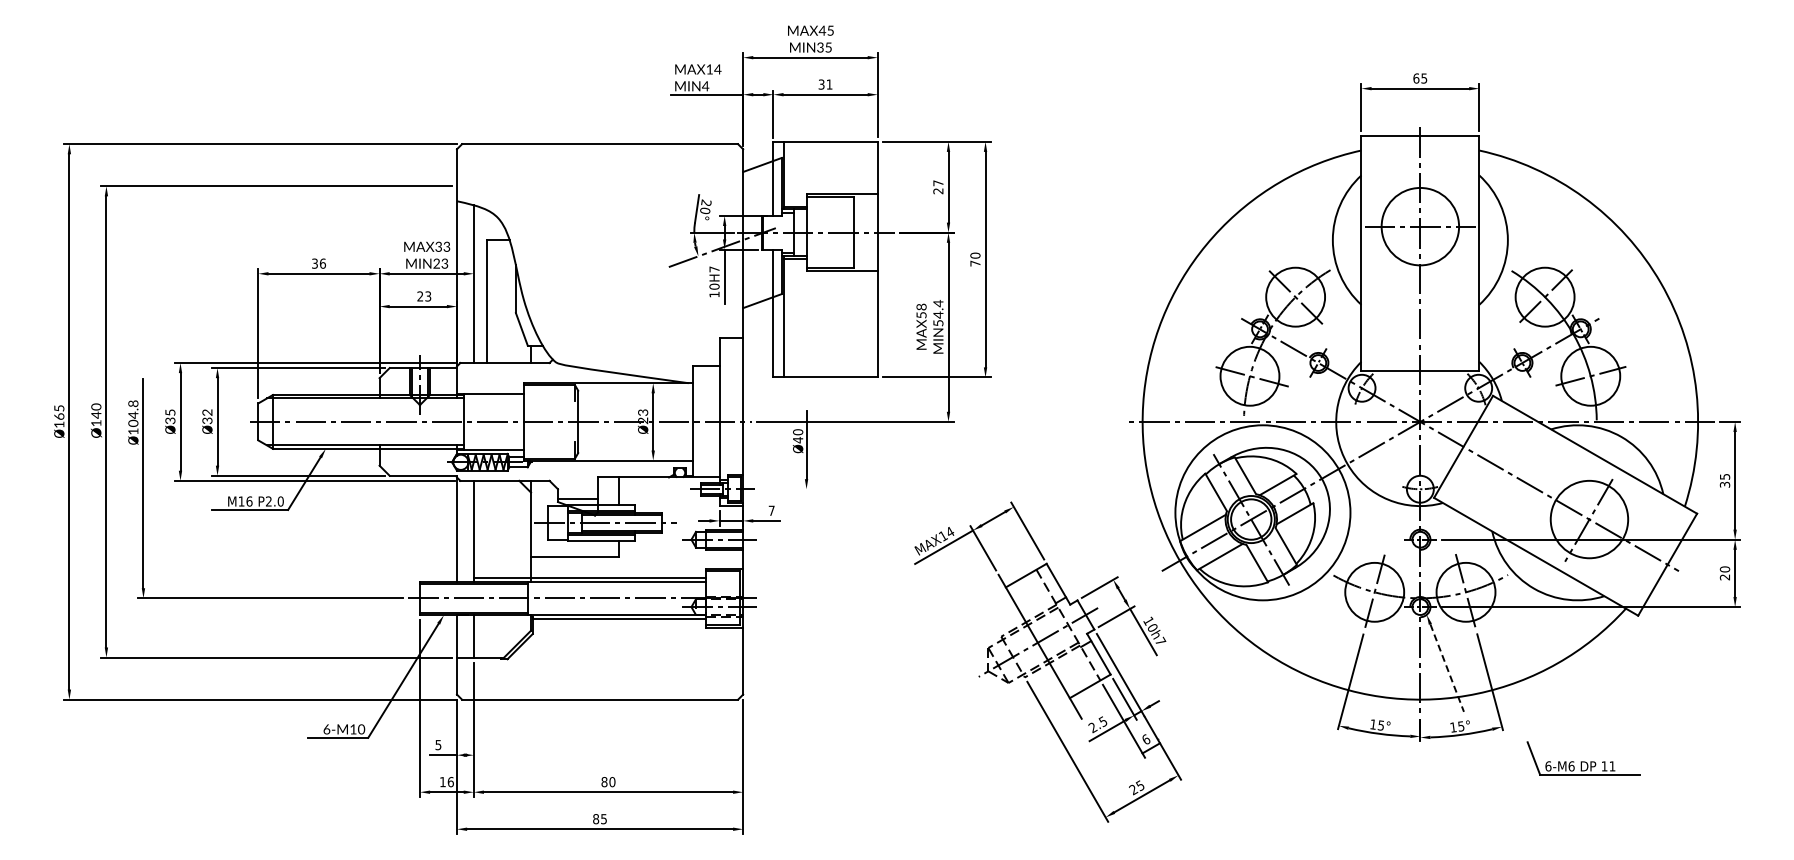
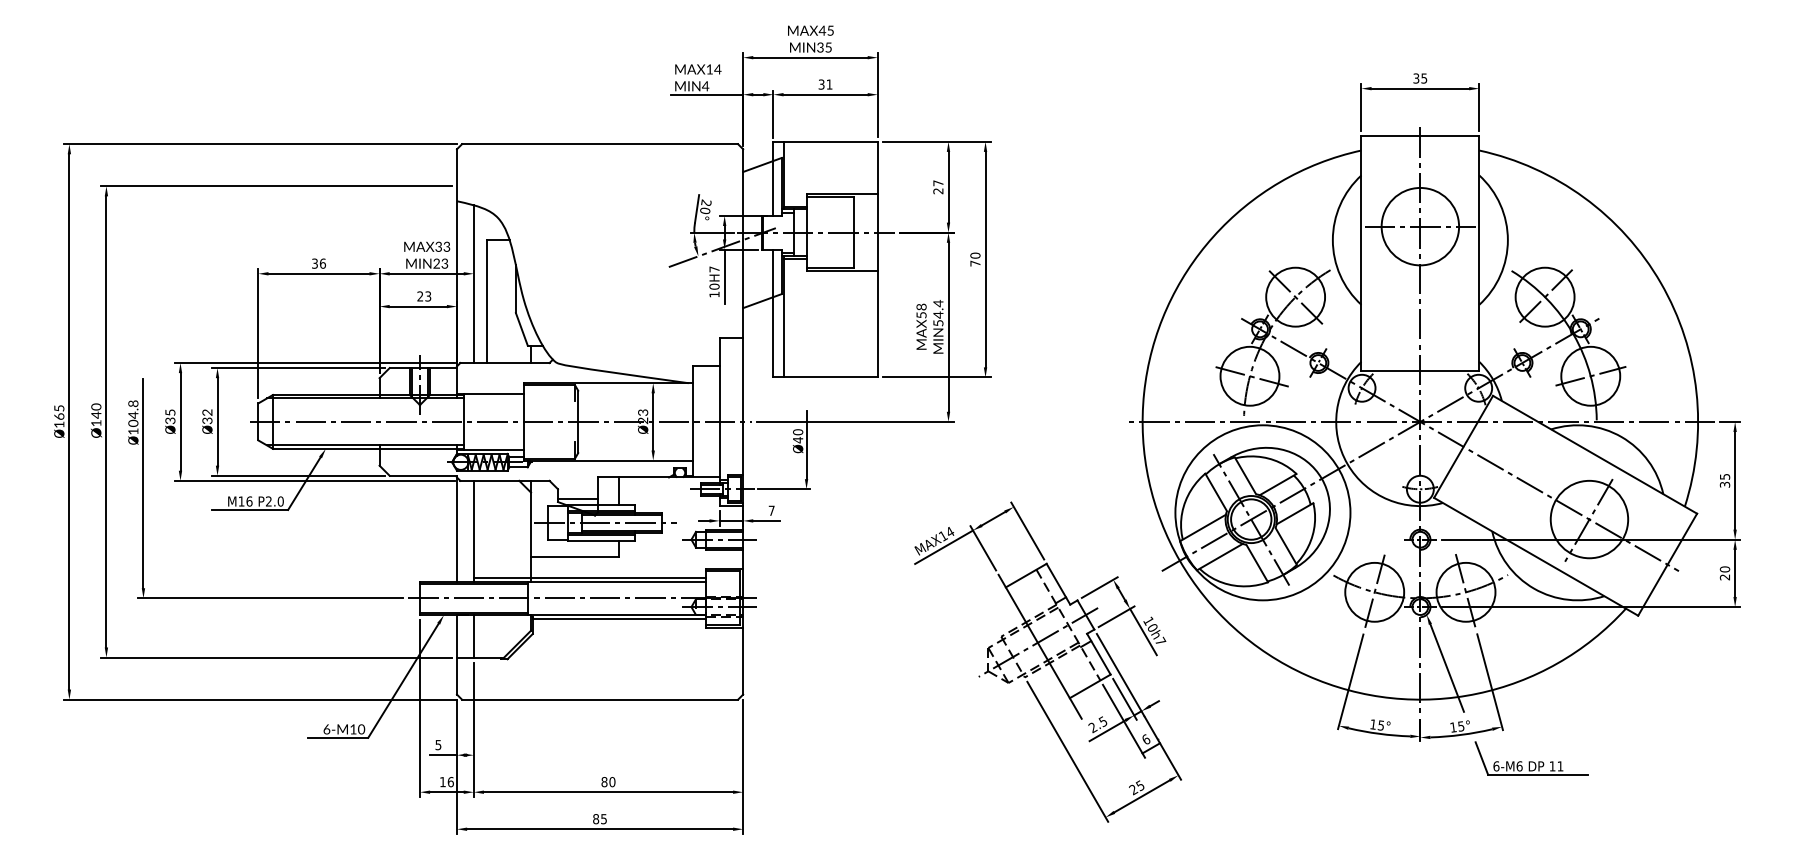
text: 65 -> 35 (1416, 78)
line: none -> present (783, 489)
line: dashed -> solid (1447, 668)
part position: (1583, 758) -> (1531, 758) (1531, 758)
